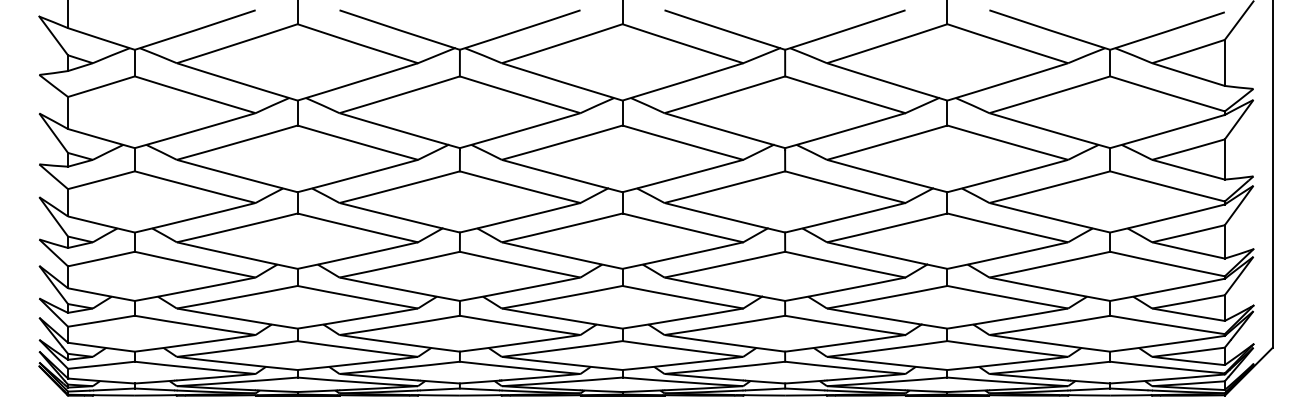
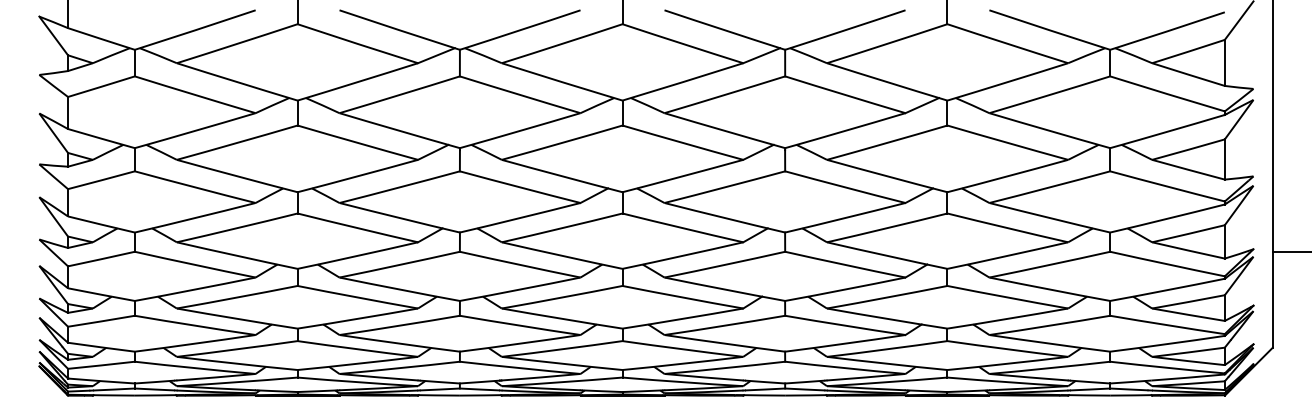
line: none -> present (1290, 252)
